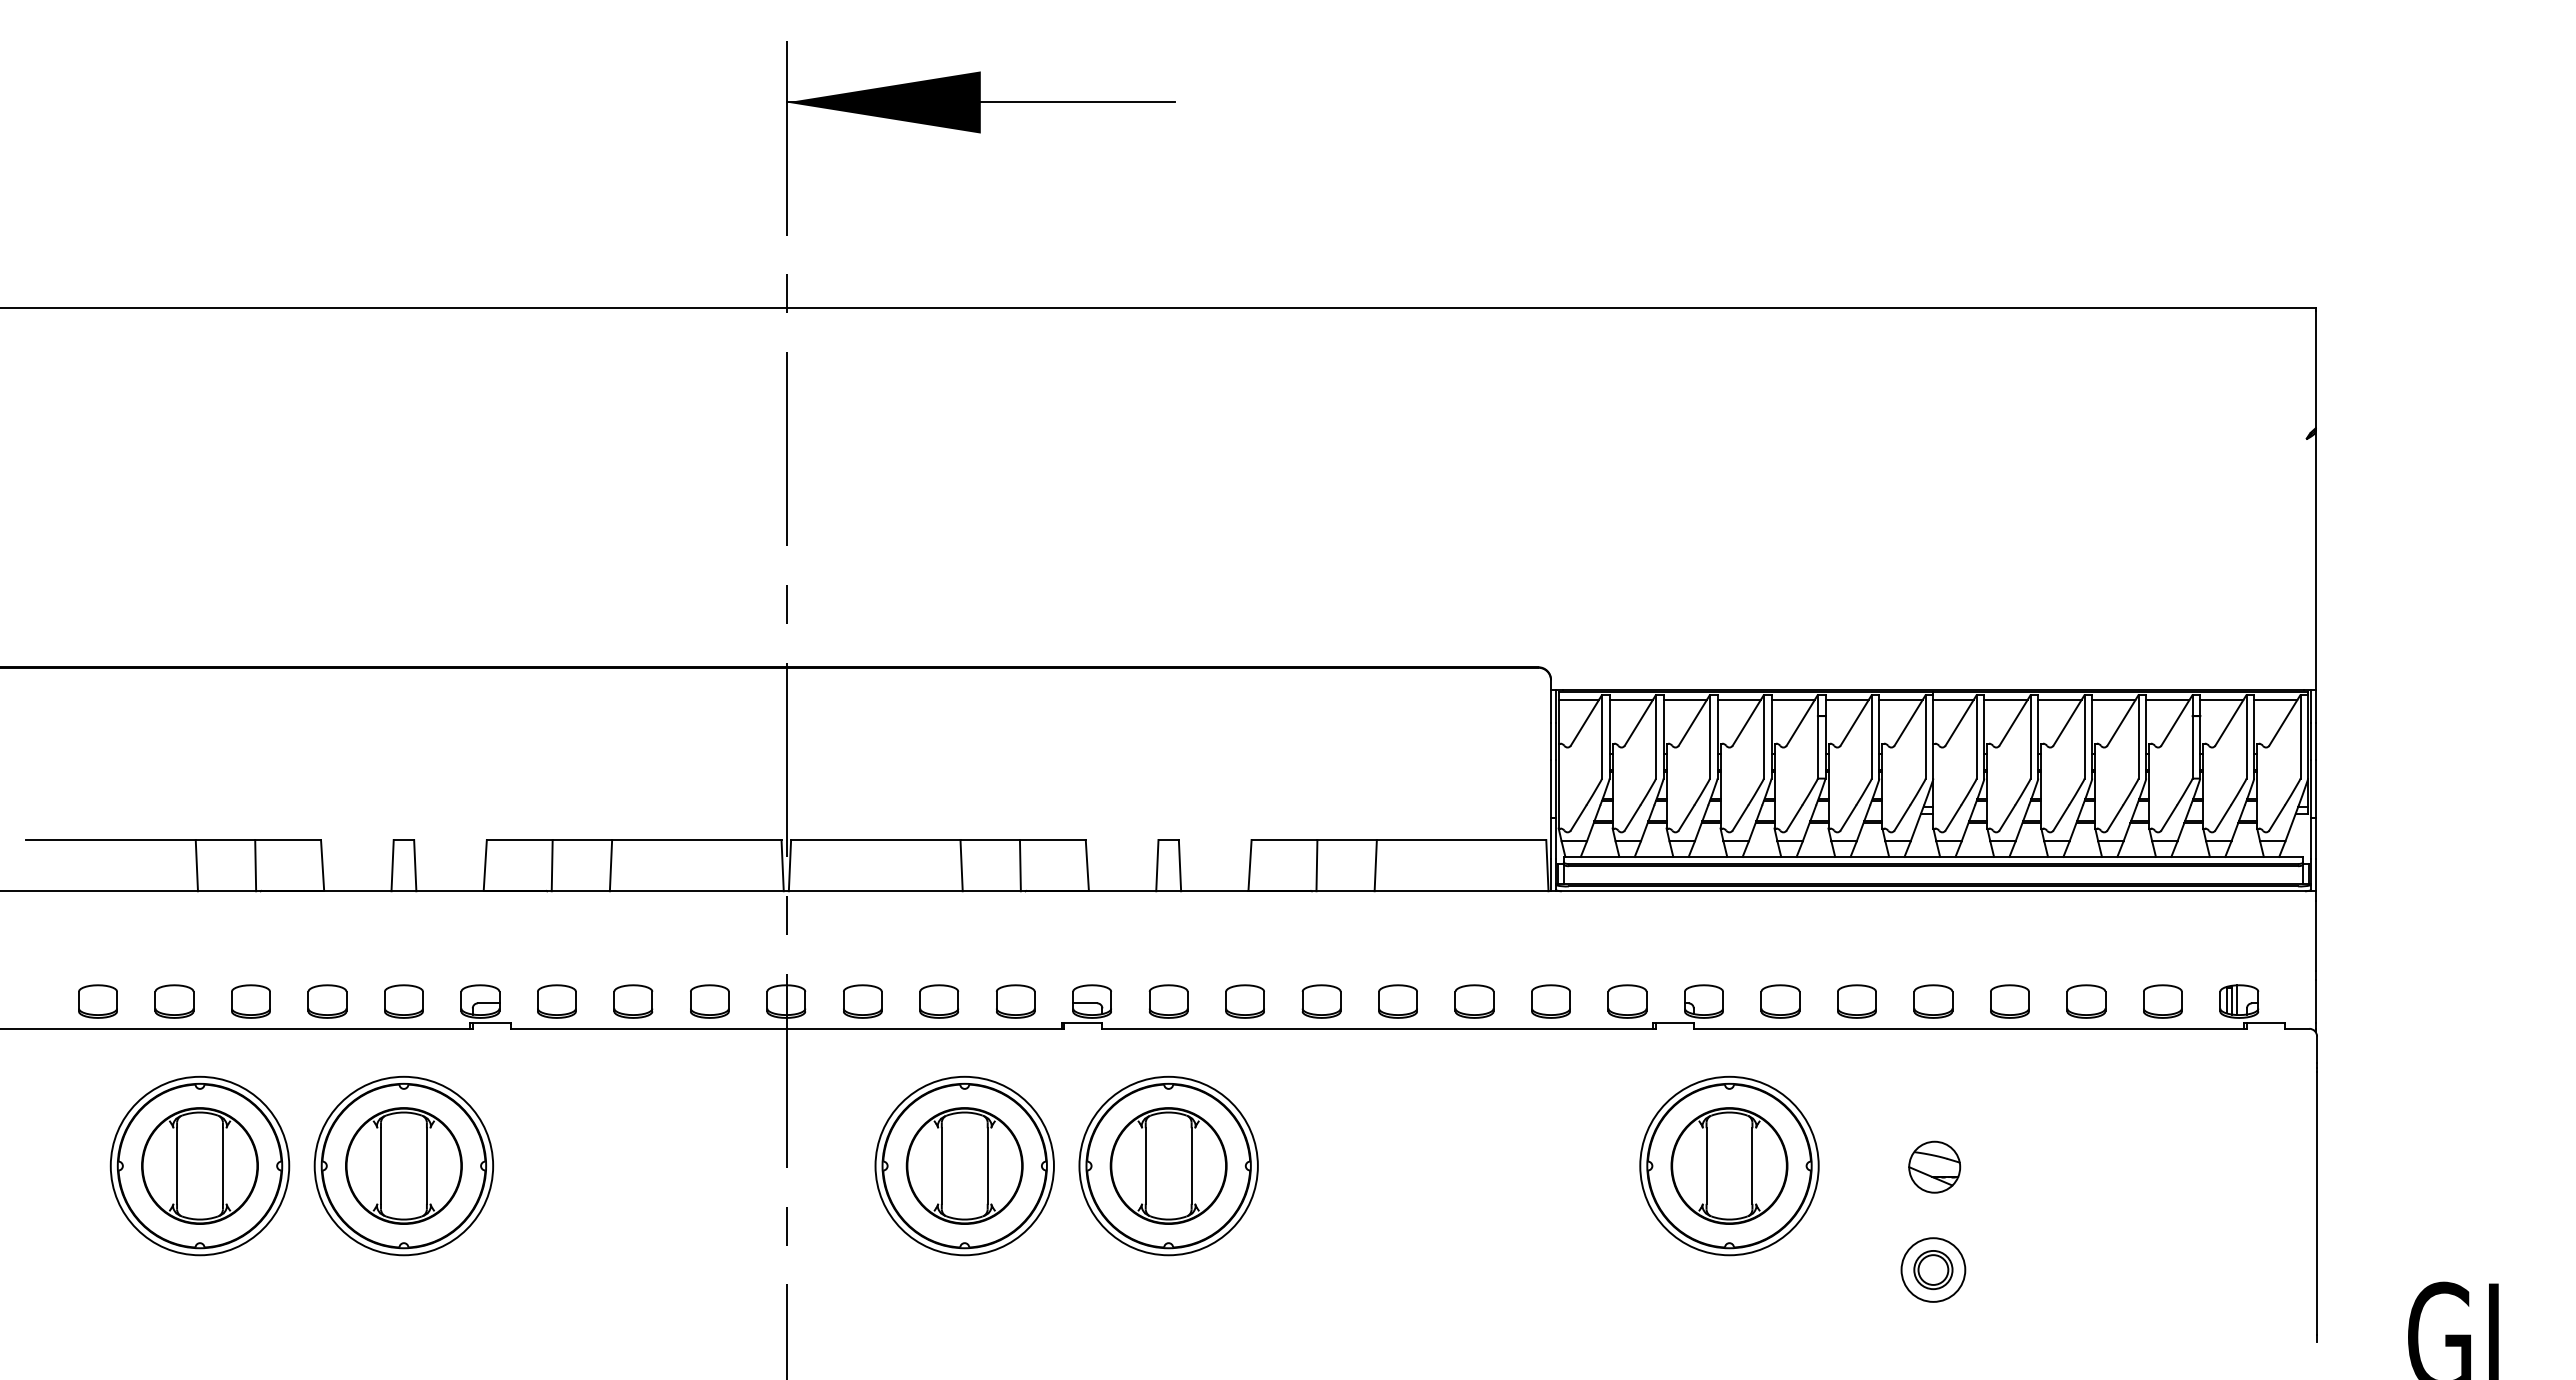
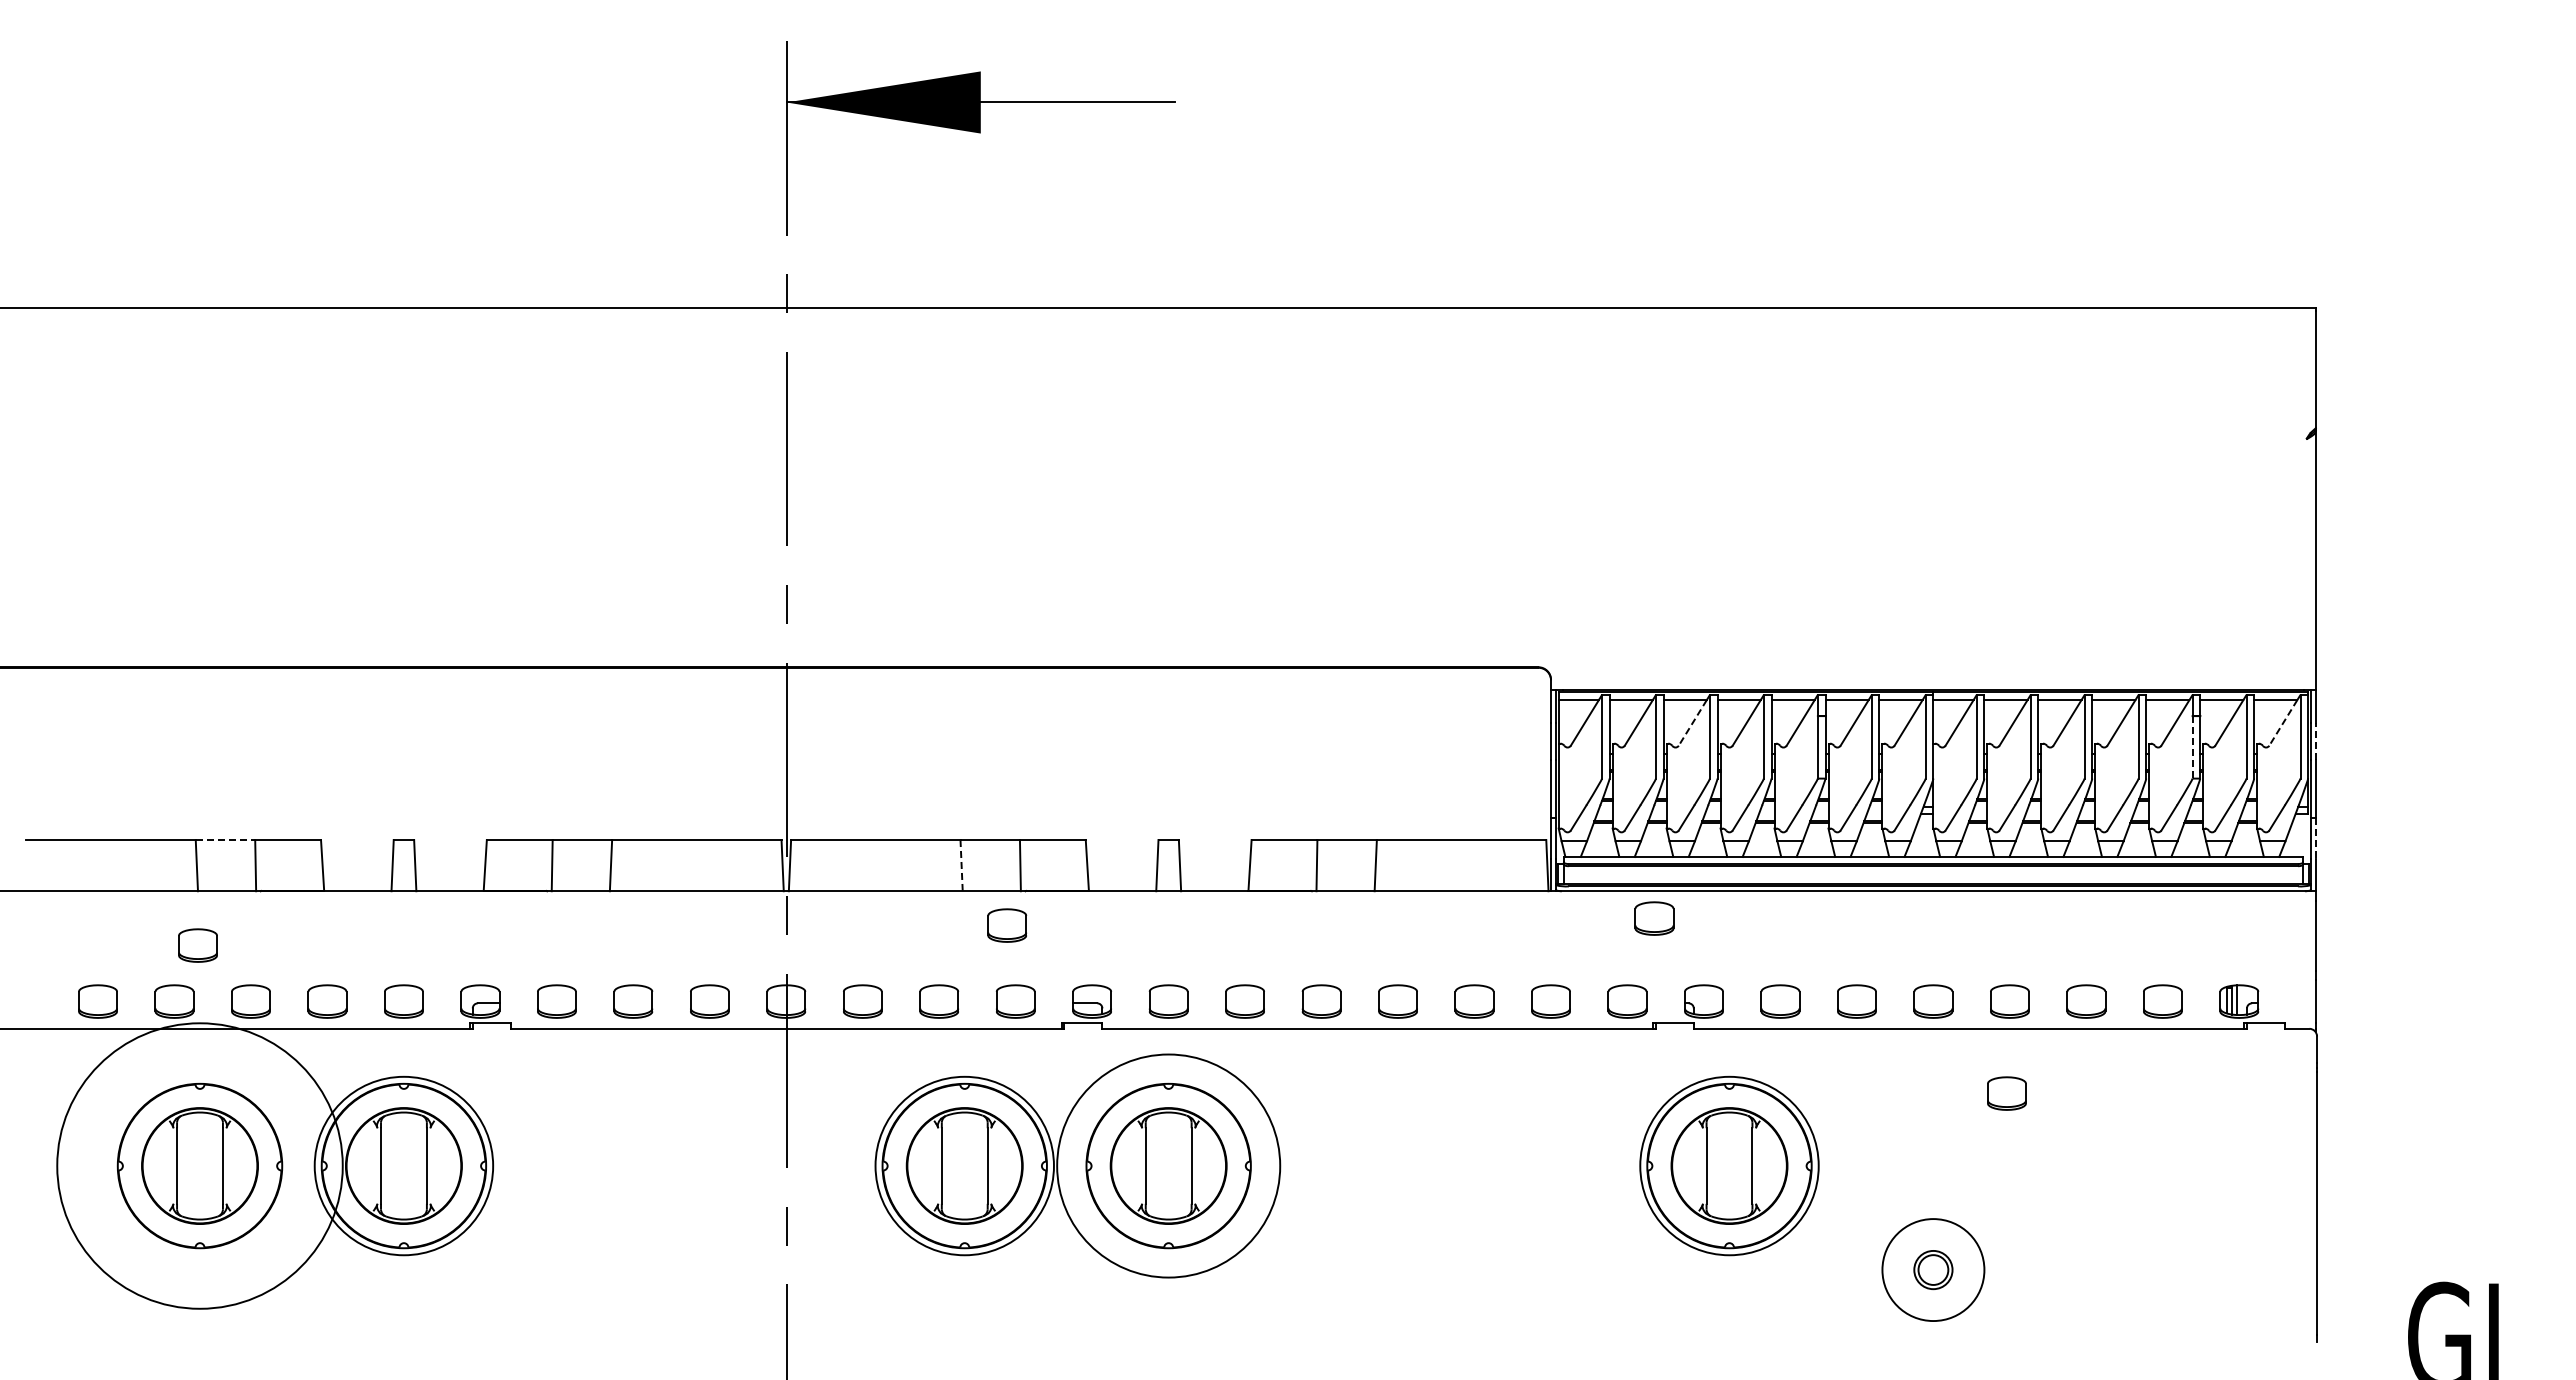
line: solid -> dashed (1692, 722)
line: solid -> dashed (2283, 722)
line: solid -> dashed (2315, 741)
line: solid -> dashed (2192, 747)
line: solid -> dashed (2315, 838)
line: solid -> dashed (225, 840)
line: solid -> dashed (961, 865)
part: none -> present (1654, 918)
part: none -> present (1007, 925)
part: none -> present (197, 945)
part: none -> present (2006, 1093)
circle diameter: 178 px -> 286 px (199, 1165)
circle diameter: 178 px -> 223 px (1168, 1165)
part: present -> none (1934, 1166)
circle diameter: 64 px -> 102 px (1933, 1270)
